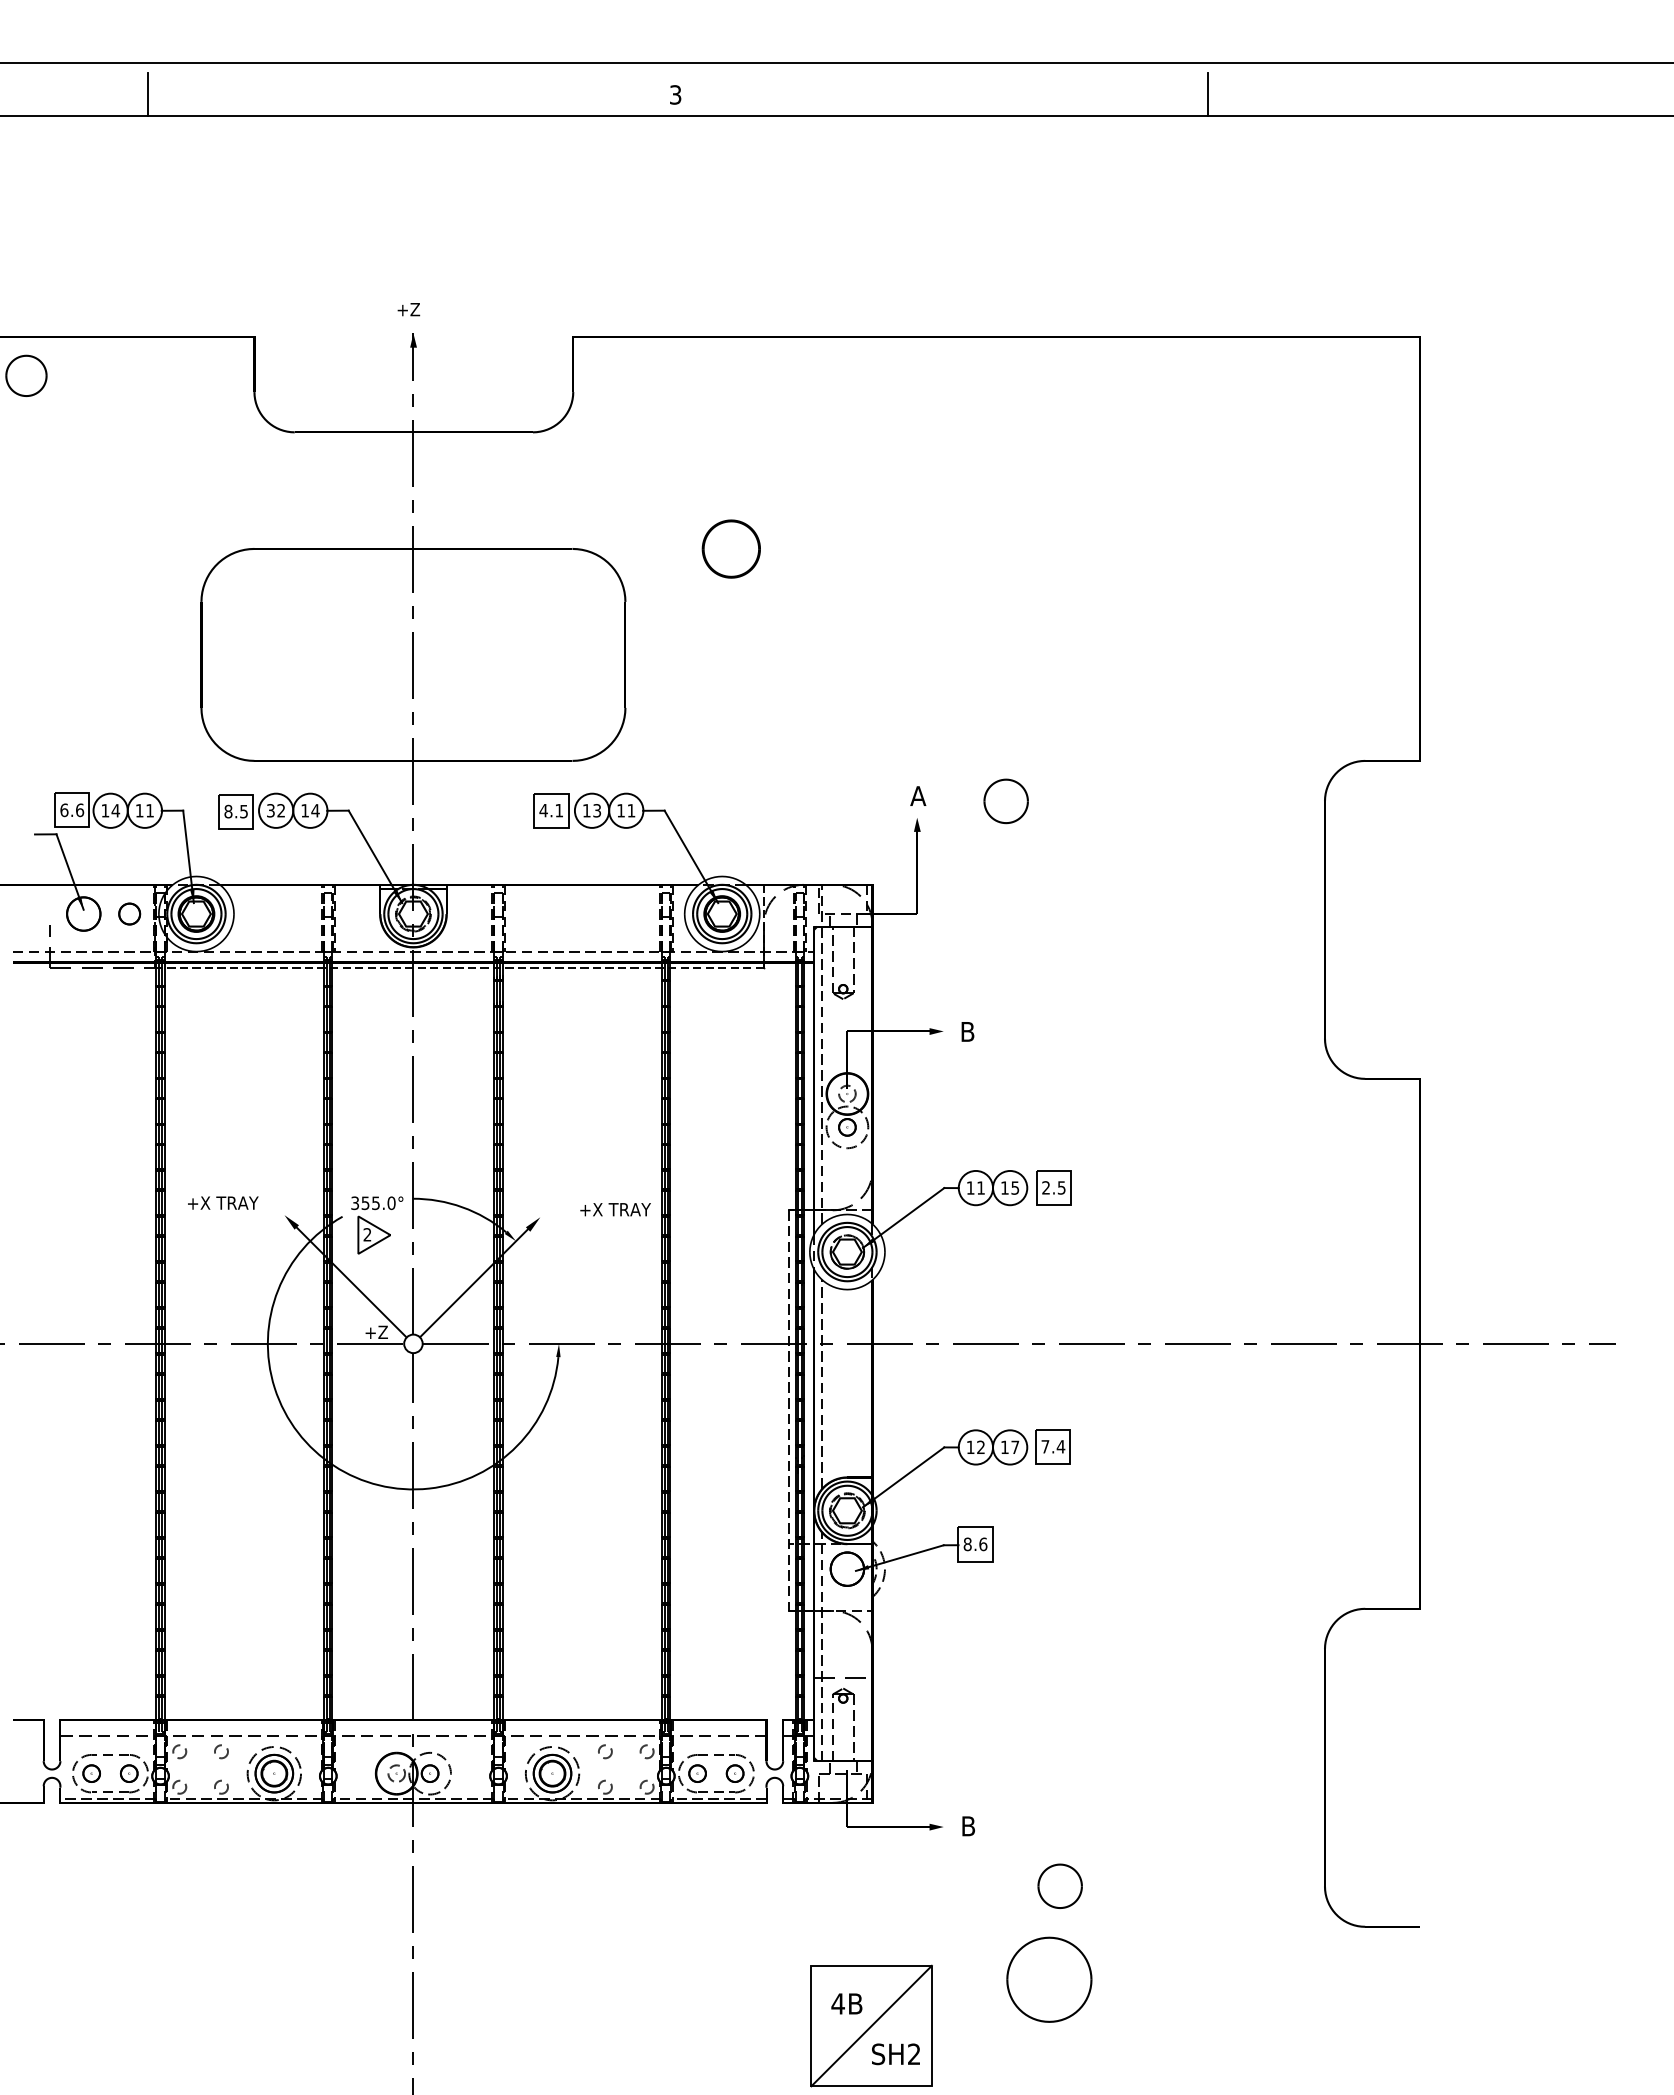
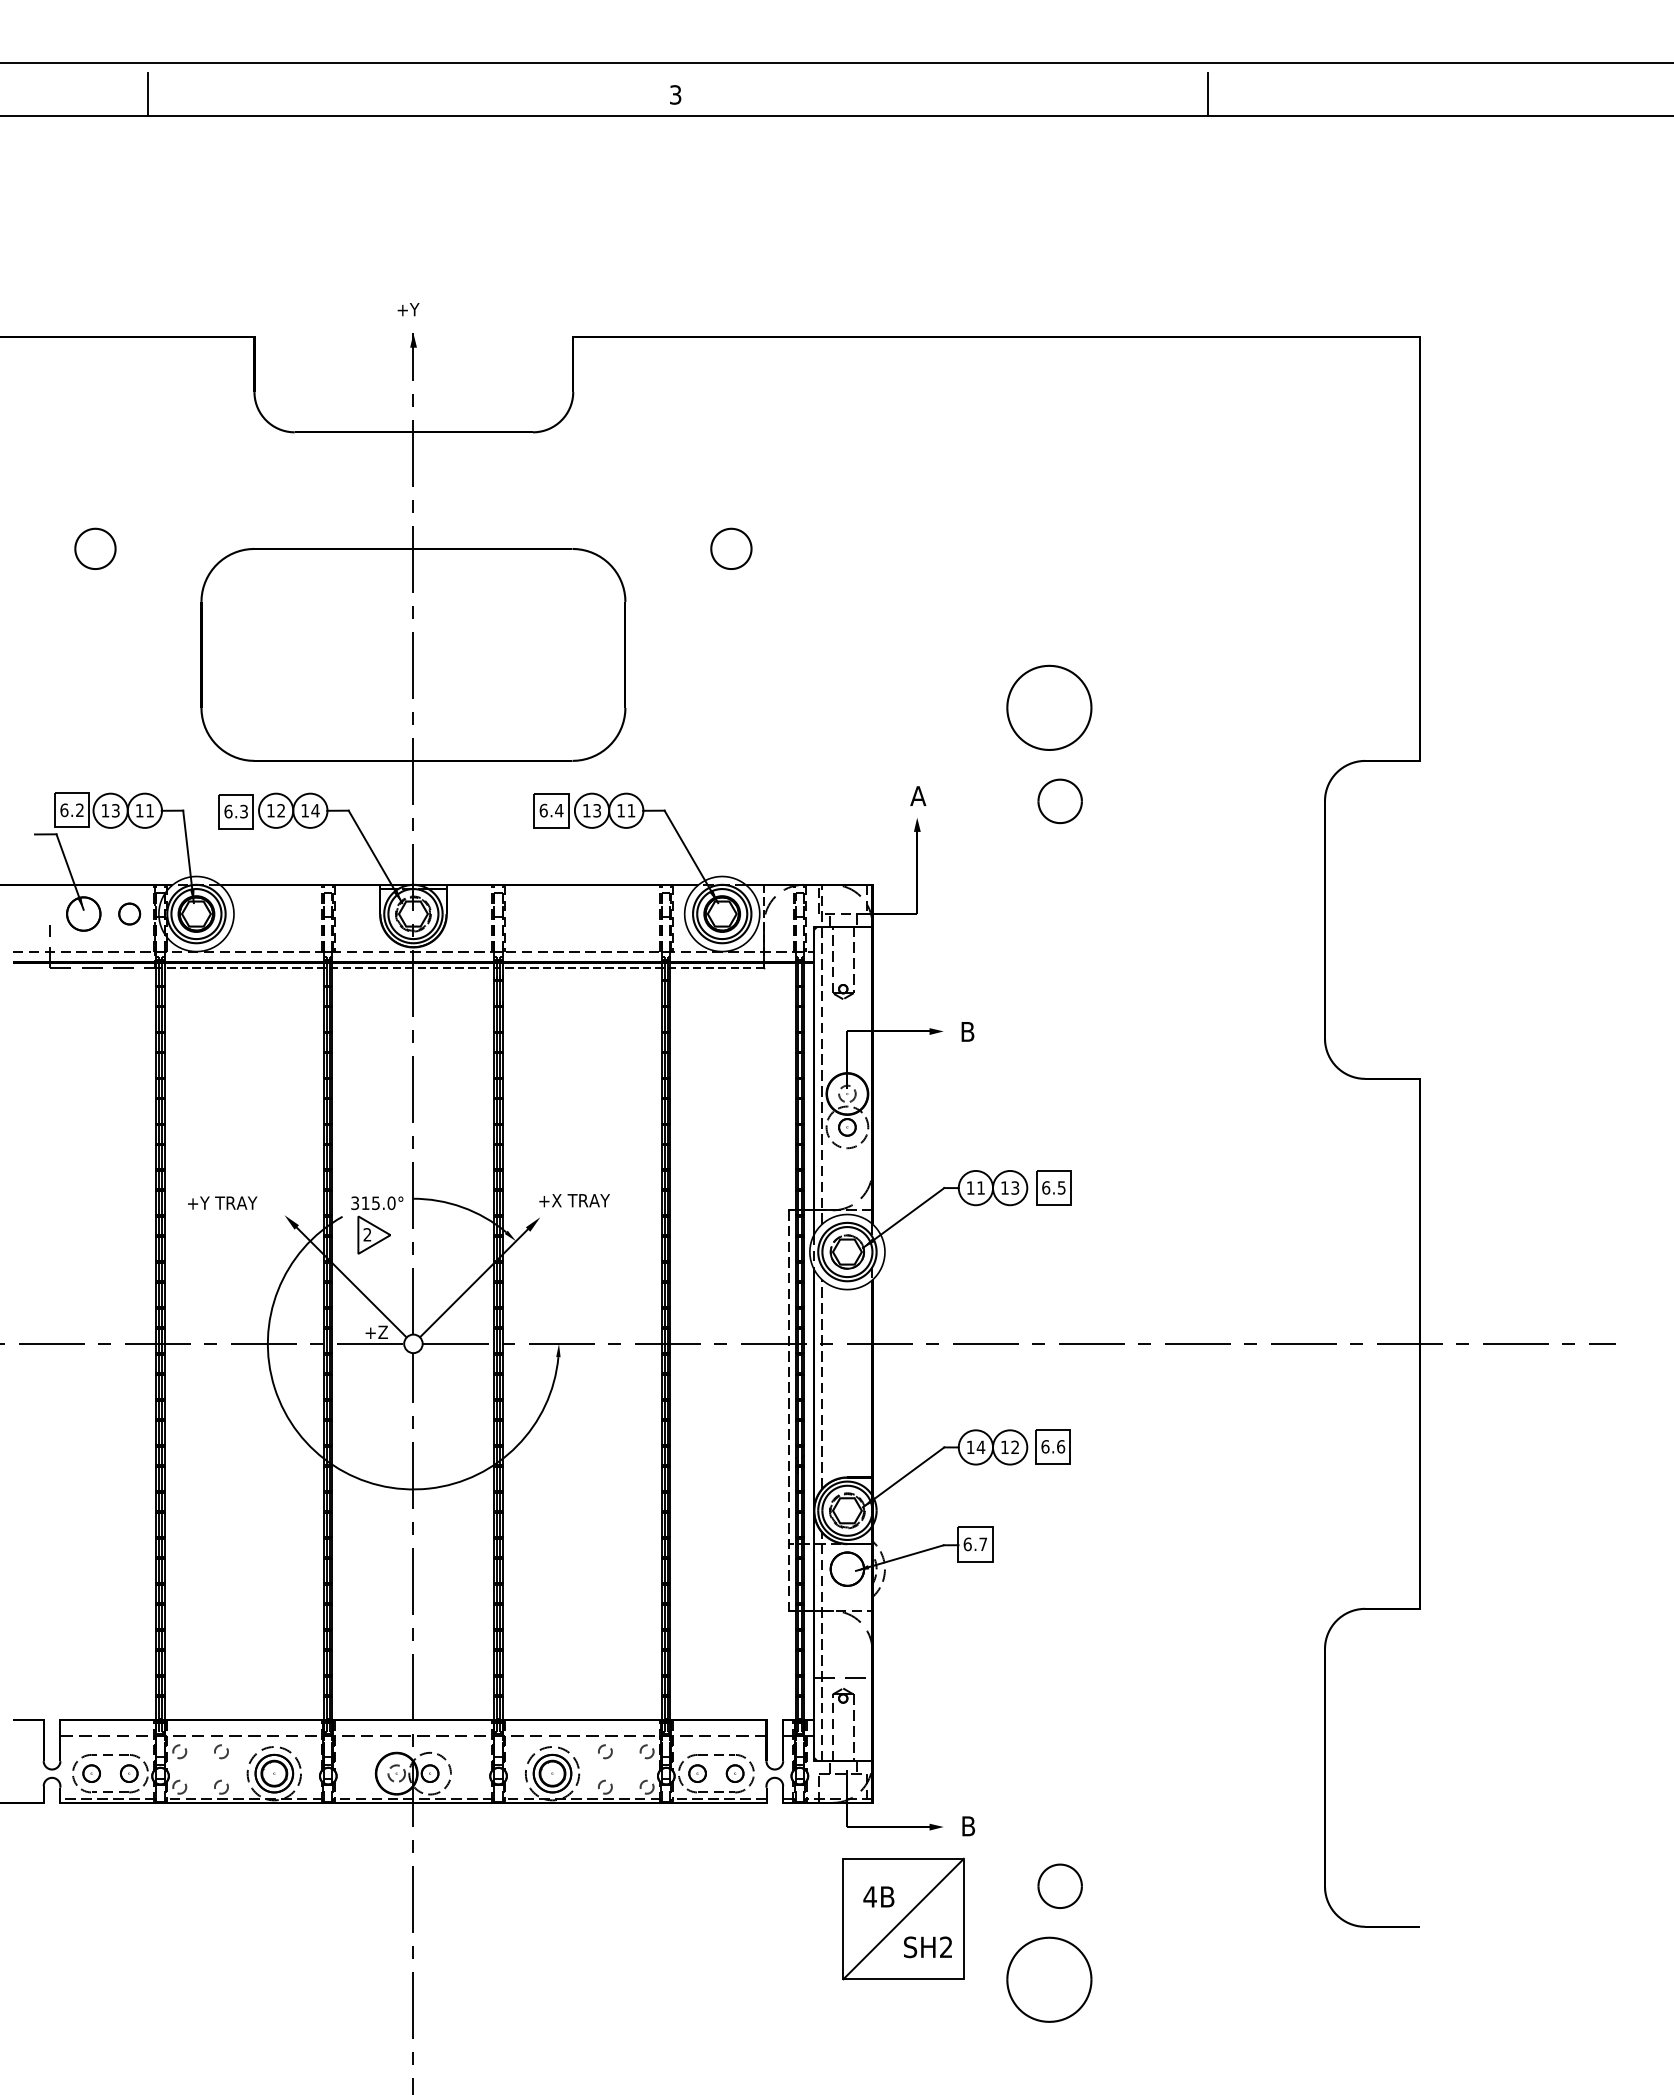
text: +Z -> +Y (414, 309)
part position: (26, 375) -> (95, 548) (95, 548)
part size: 60x60 px -> 43x43 px (731, 548)
part: none -> present (1049, 707)
part position: (1005, 801) -> (1059, 801) (1059, 801)
text: 6.6 -> 6.2 (80, 810)
text: 14 -> 13 (115, 810)
text: 32 -> 12 (270, 810)
text: 4.1 -> 6.4 (551, 810)
text: 8.5 -> 6.3 (235, 811)
text: 15 -> 13 (1015, 1187)
text: 2.5 -> 6.5 (1046, 1187)
text: +X TRAY -> +Y TRAY (229, 1202)
text: 355.0° -> 315.0° (365, 1203)
text position: (615, 1209) -> (574, 1200) (574, 1200)
text: 12 -> 14 (980, 1446)
text: 17 -> 12 (1015, 1446)
text: 7.4 -> 6.6 (1053, 1446)
text: 8.6 -> 6.7 (975, 1544)
part position: (871, 2025) -> (903, 1918) (903, 1918)
